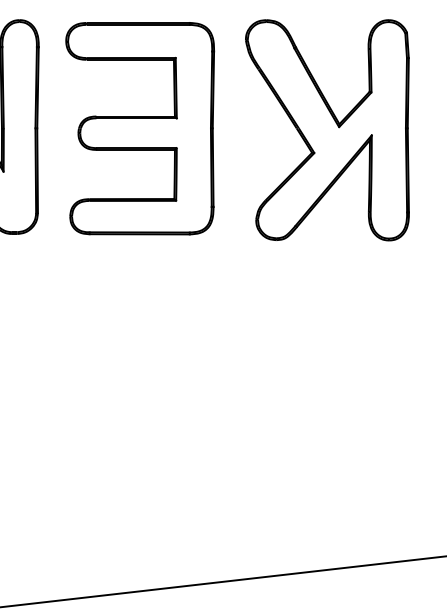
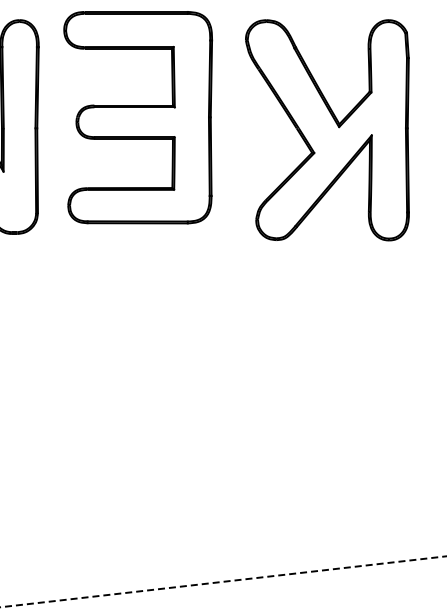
part position: (140, 128) -> (138, 117) (138, 117)
line: solid -> dashed (223, 581)
